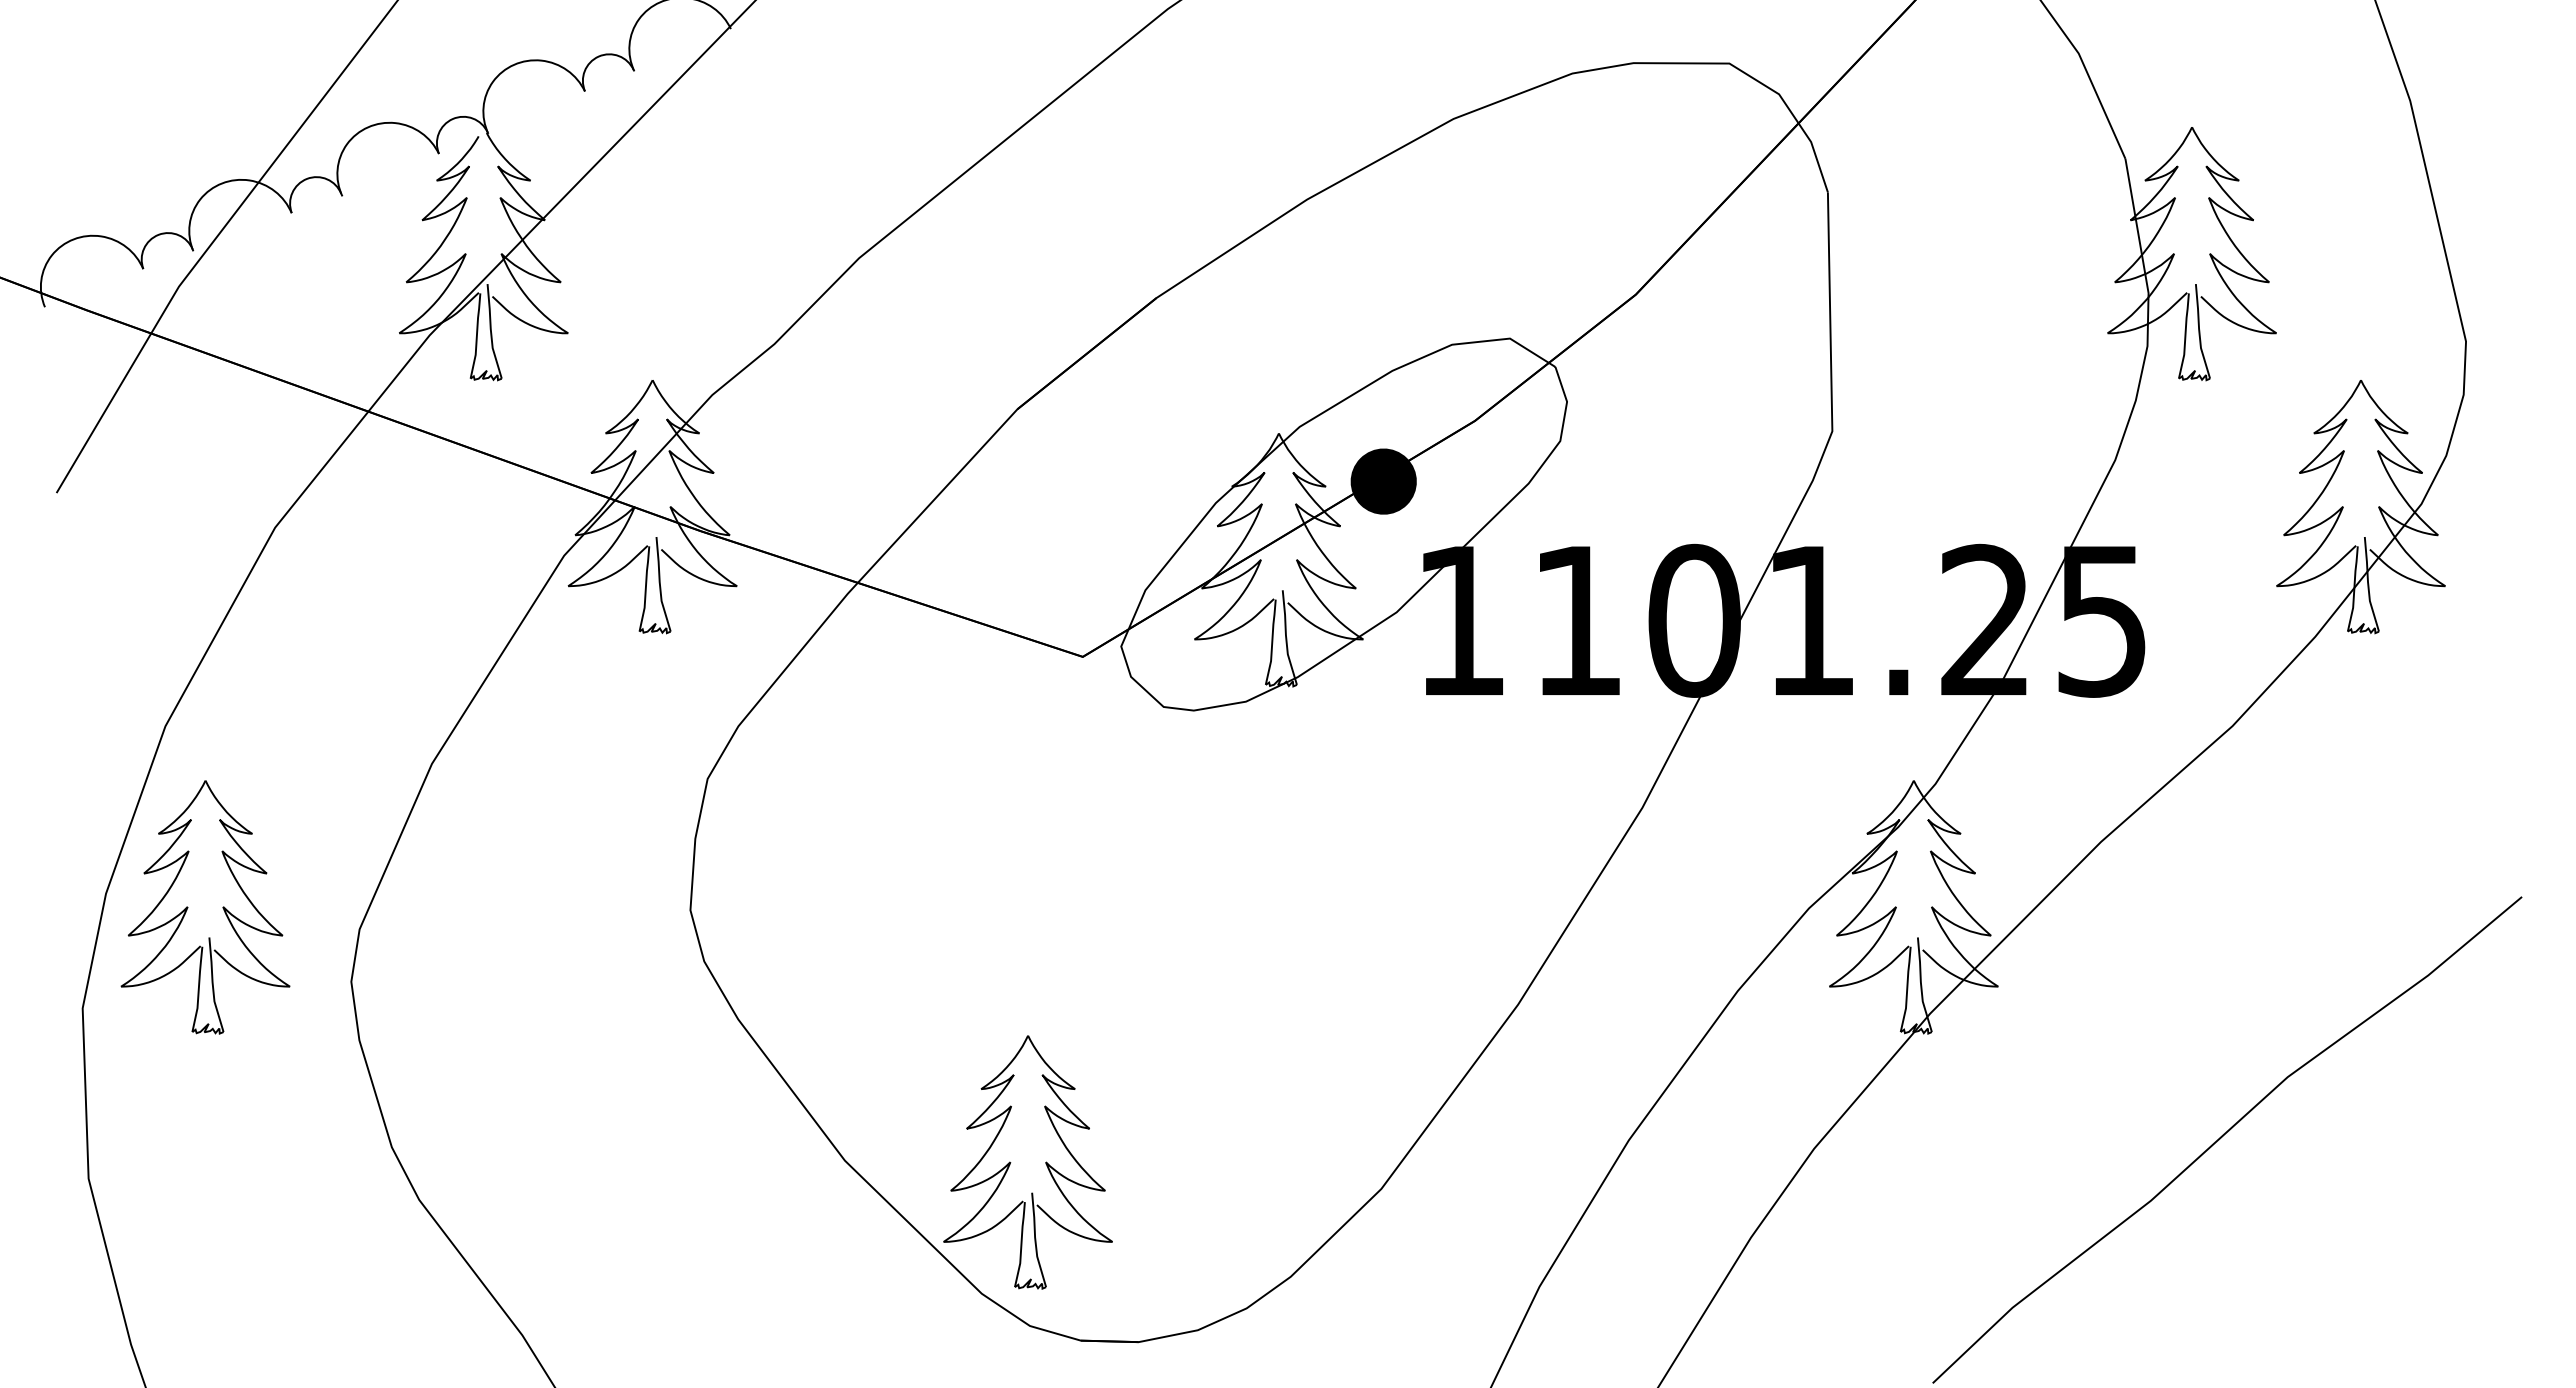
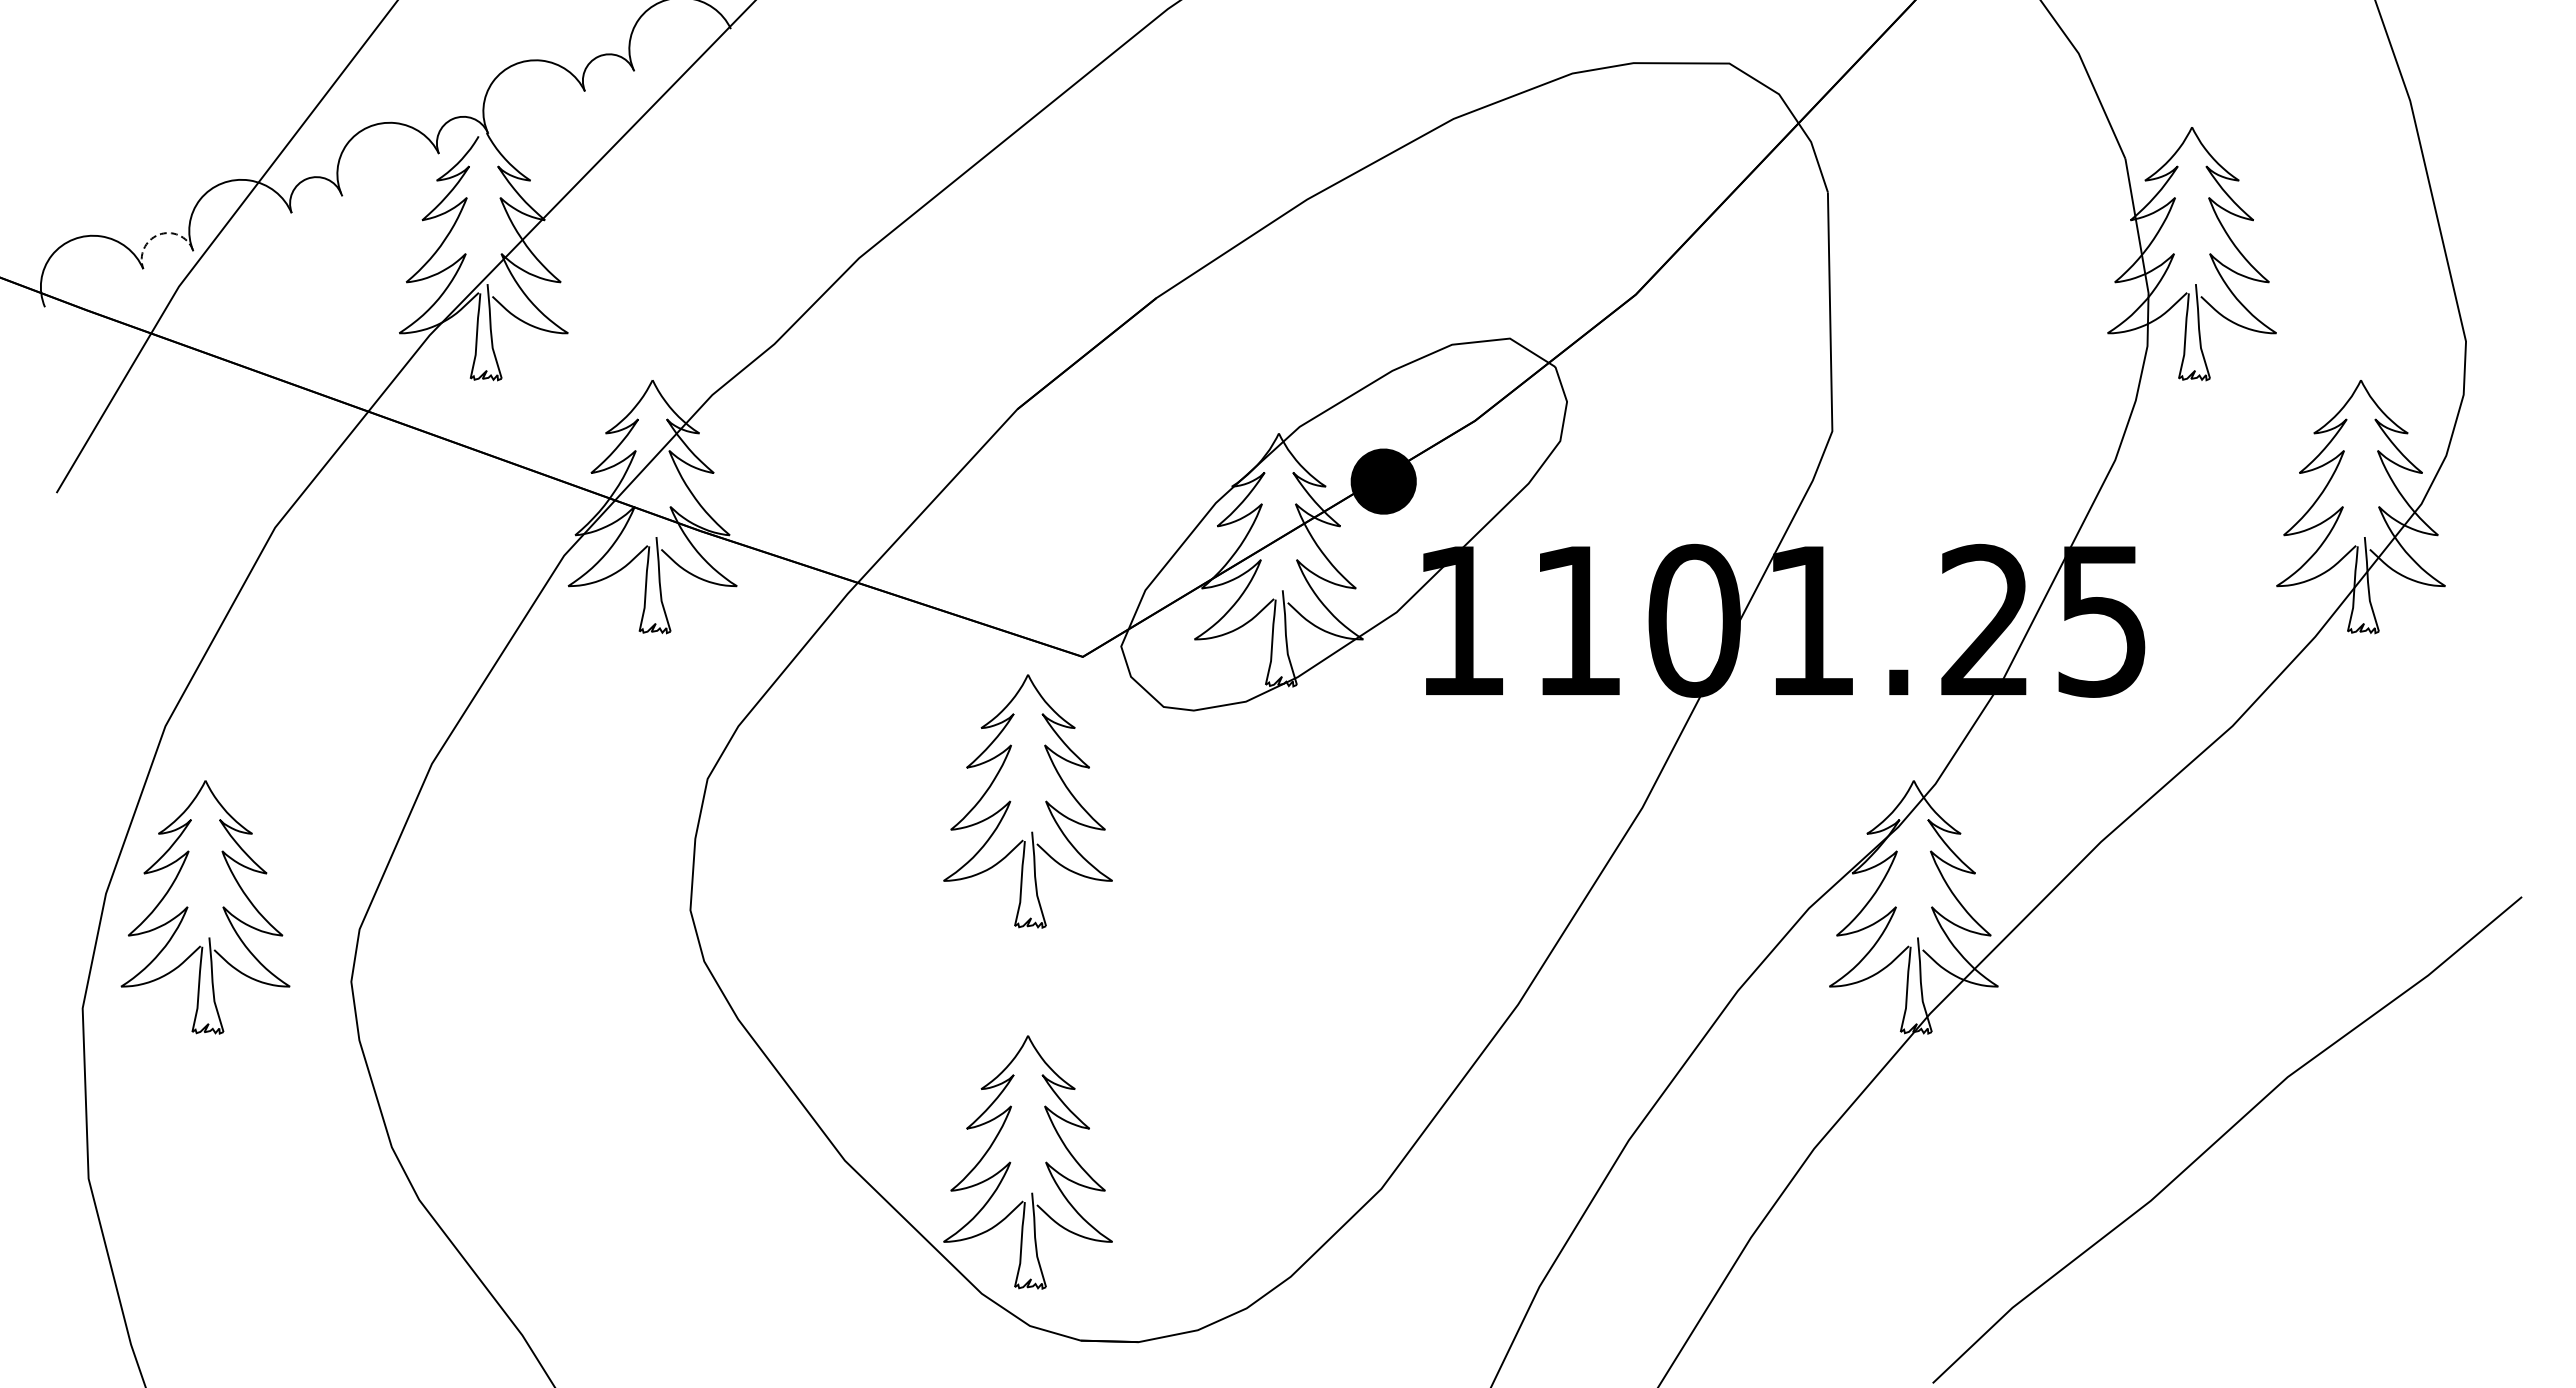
arc: solid -> dashed (158, 234)
part: none -> present (1011, 801)
